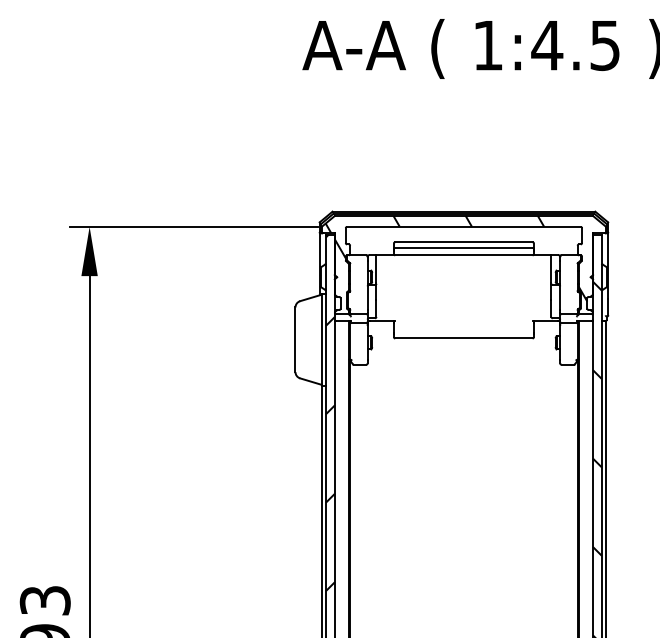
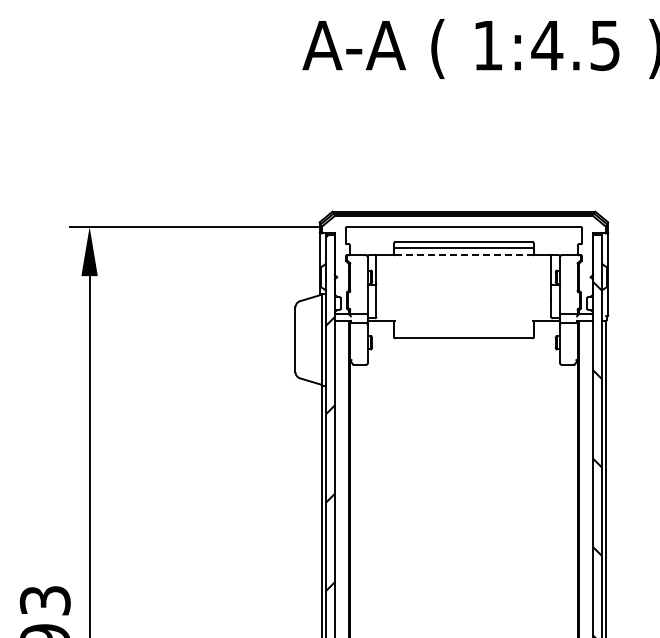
line: solid -> dashed (463, 255)
hatch: present -> none (456, 258)
